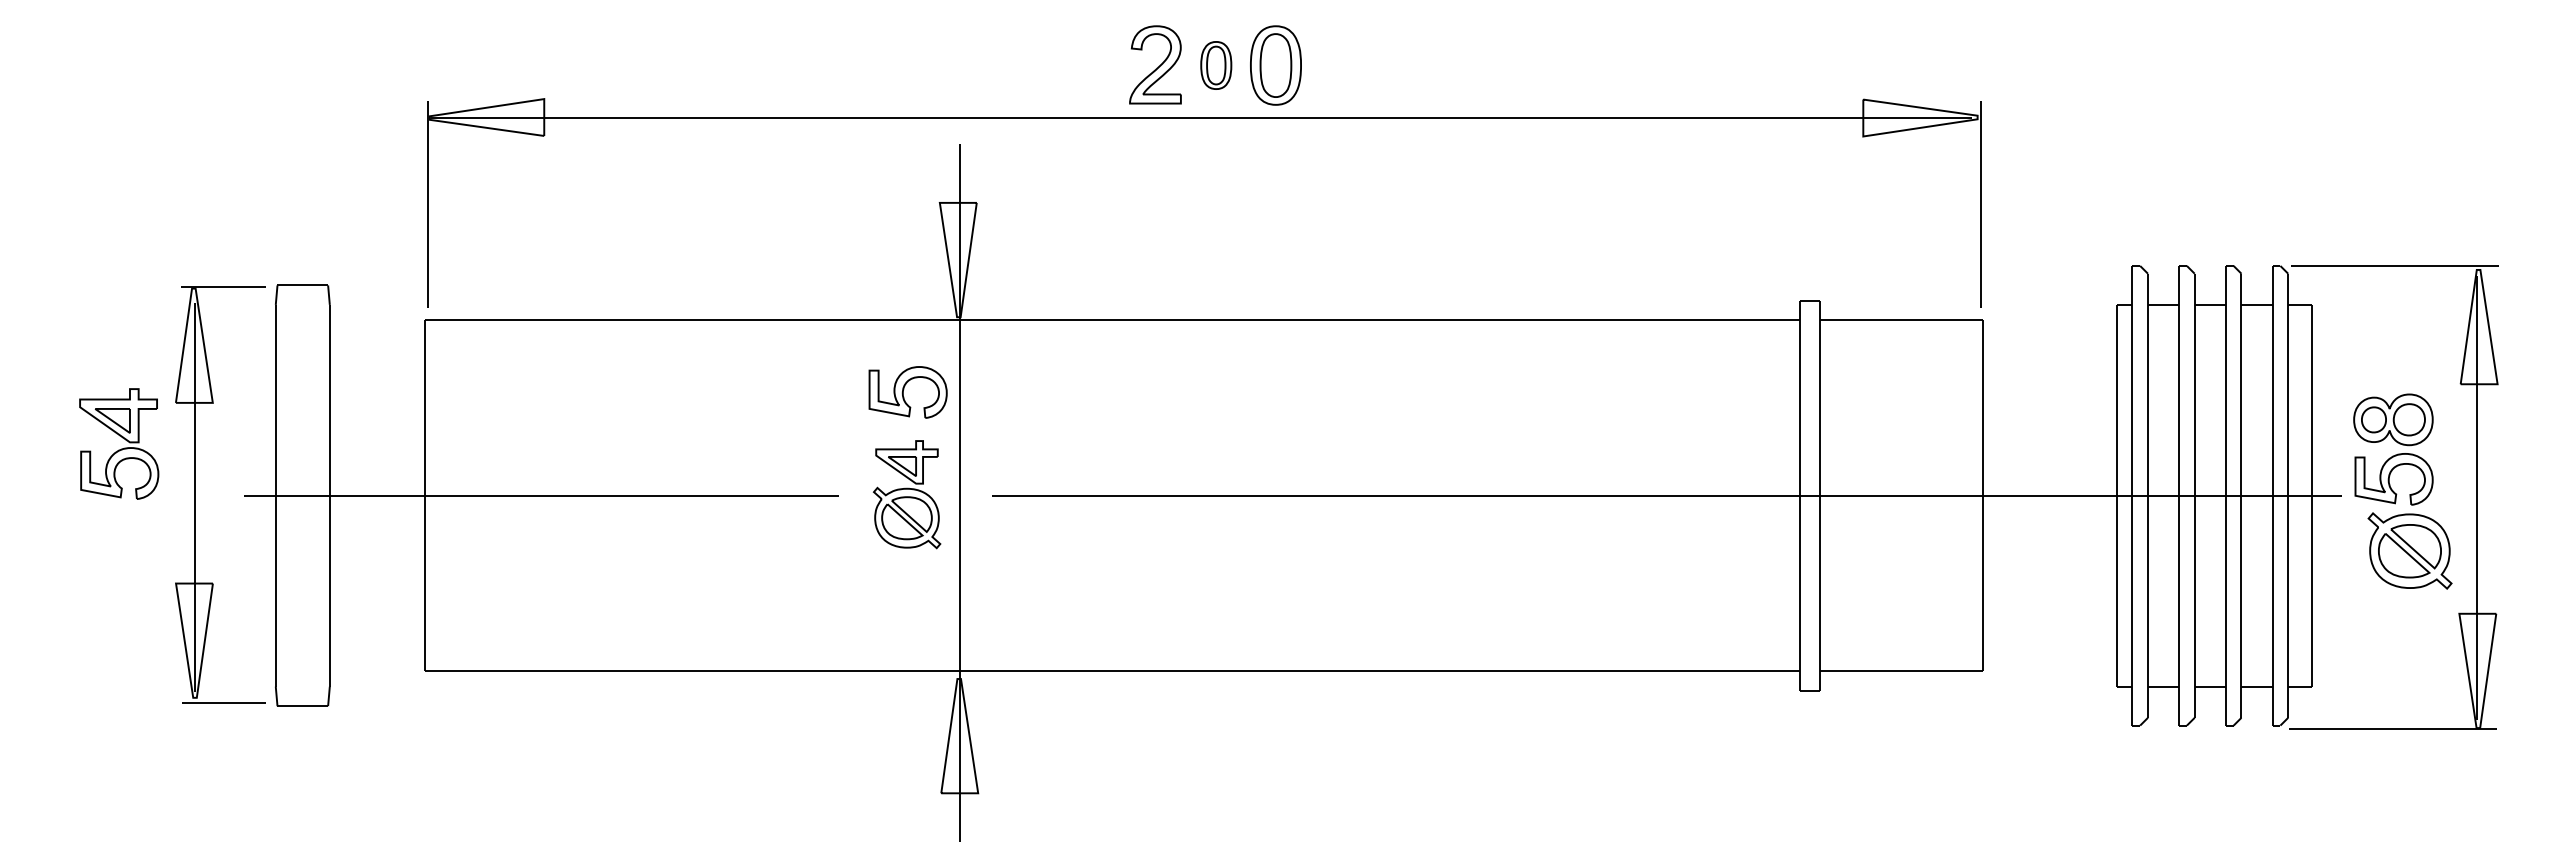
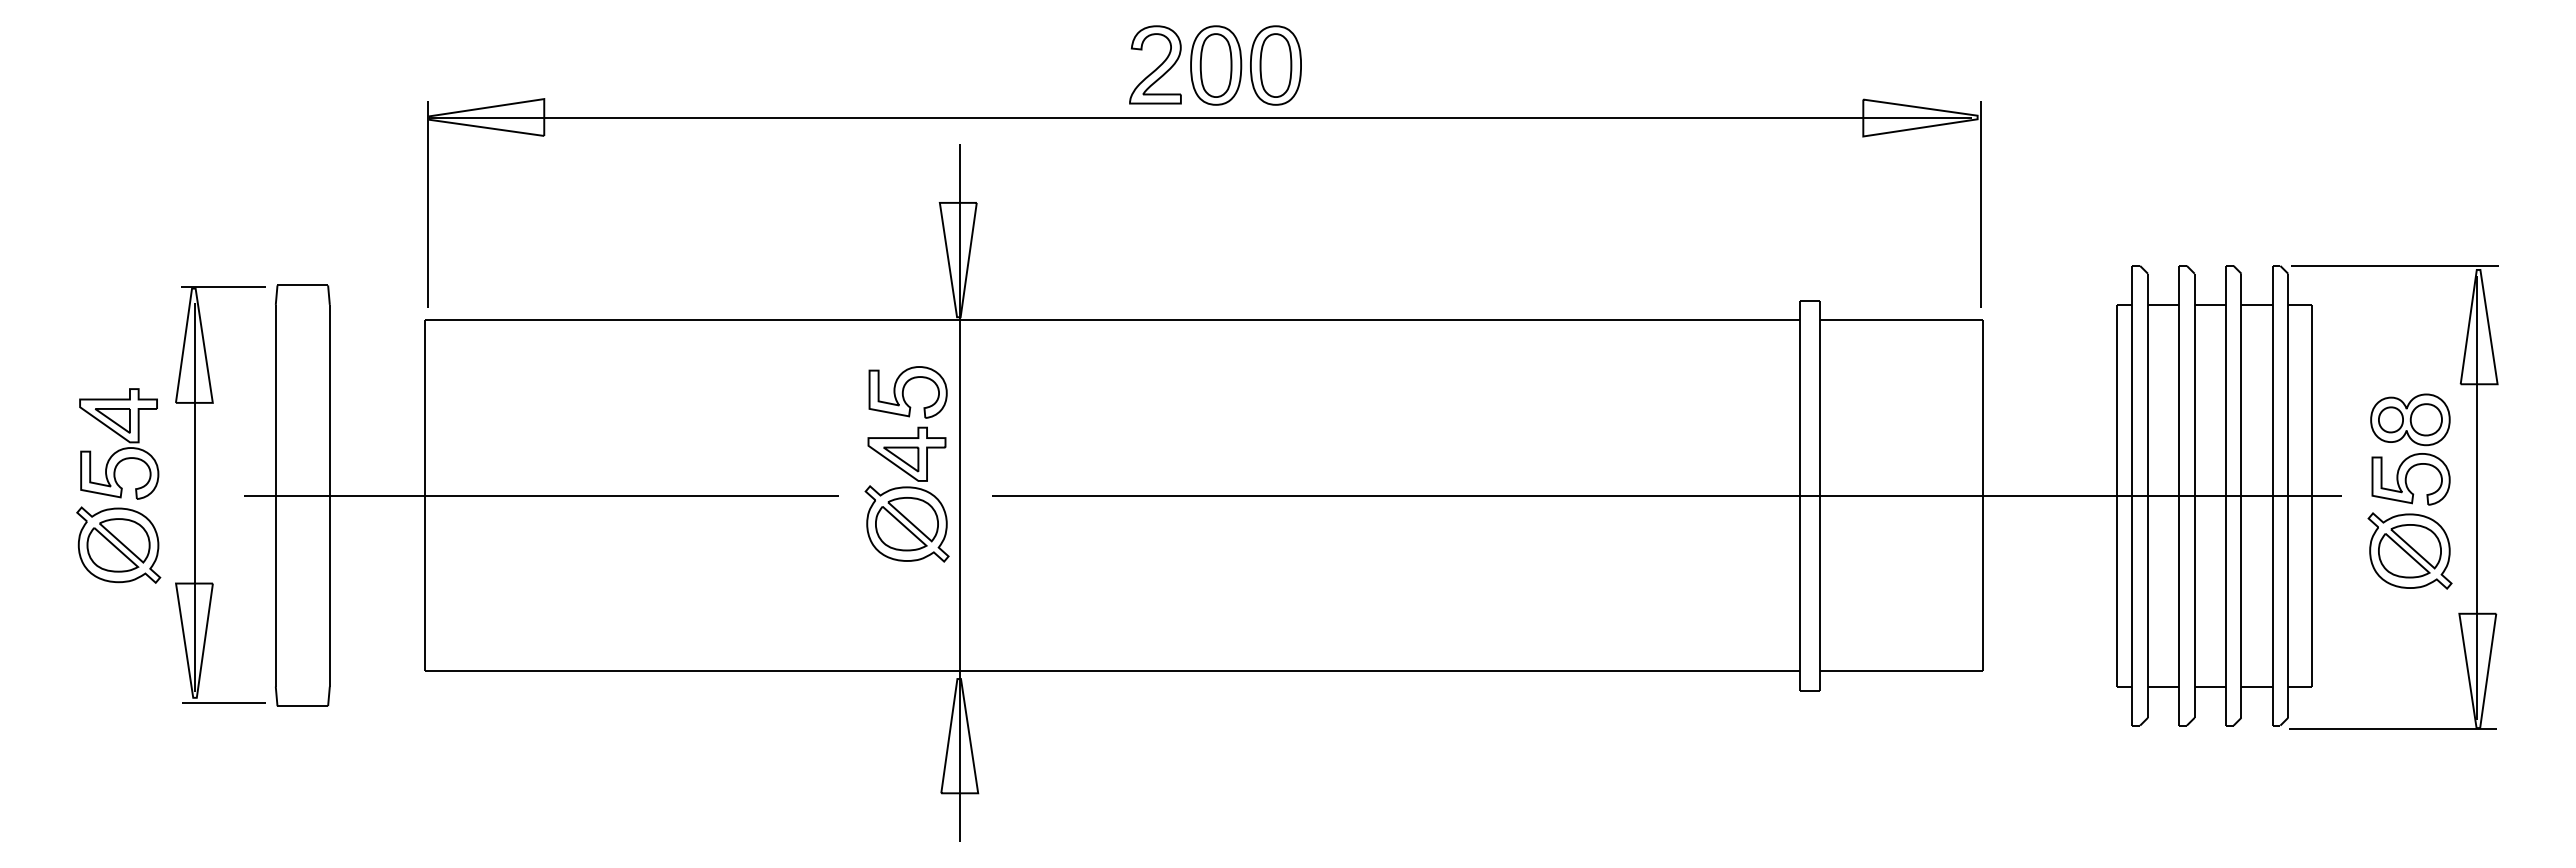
part size: 33x49 px -> 53x81 px (1216, 65)
part position: (2393, 449) -> (2410, 449) (2410, 449)
part size: 70x110 px -> 86x137 px (906, 494)
part: none -> present (118, 544)
